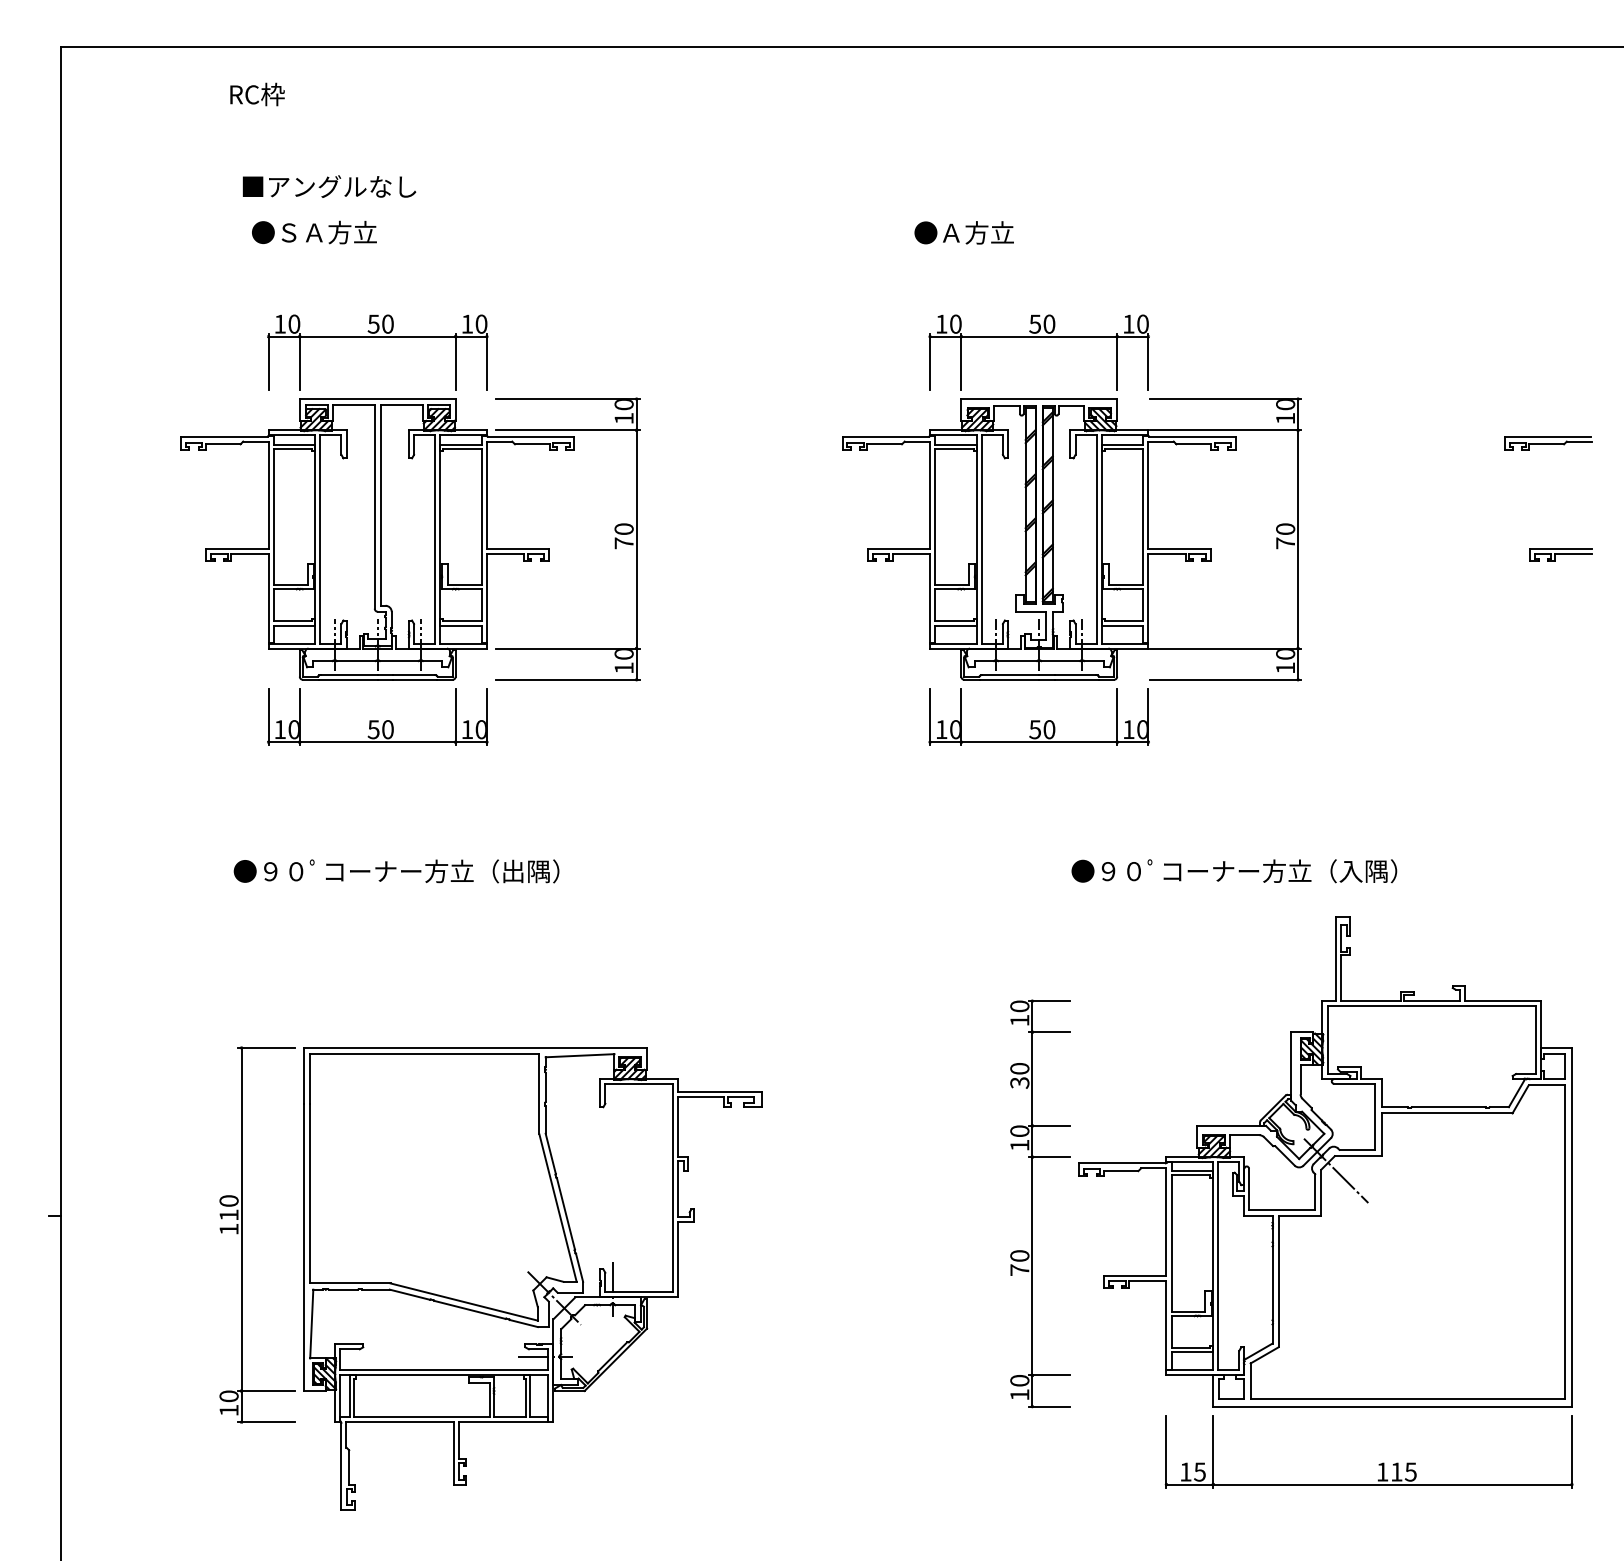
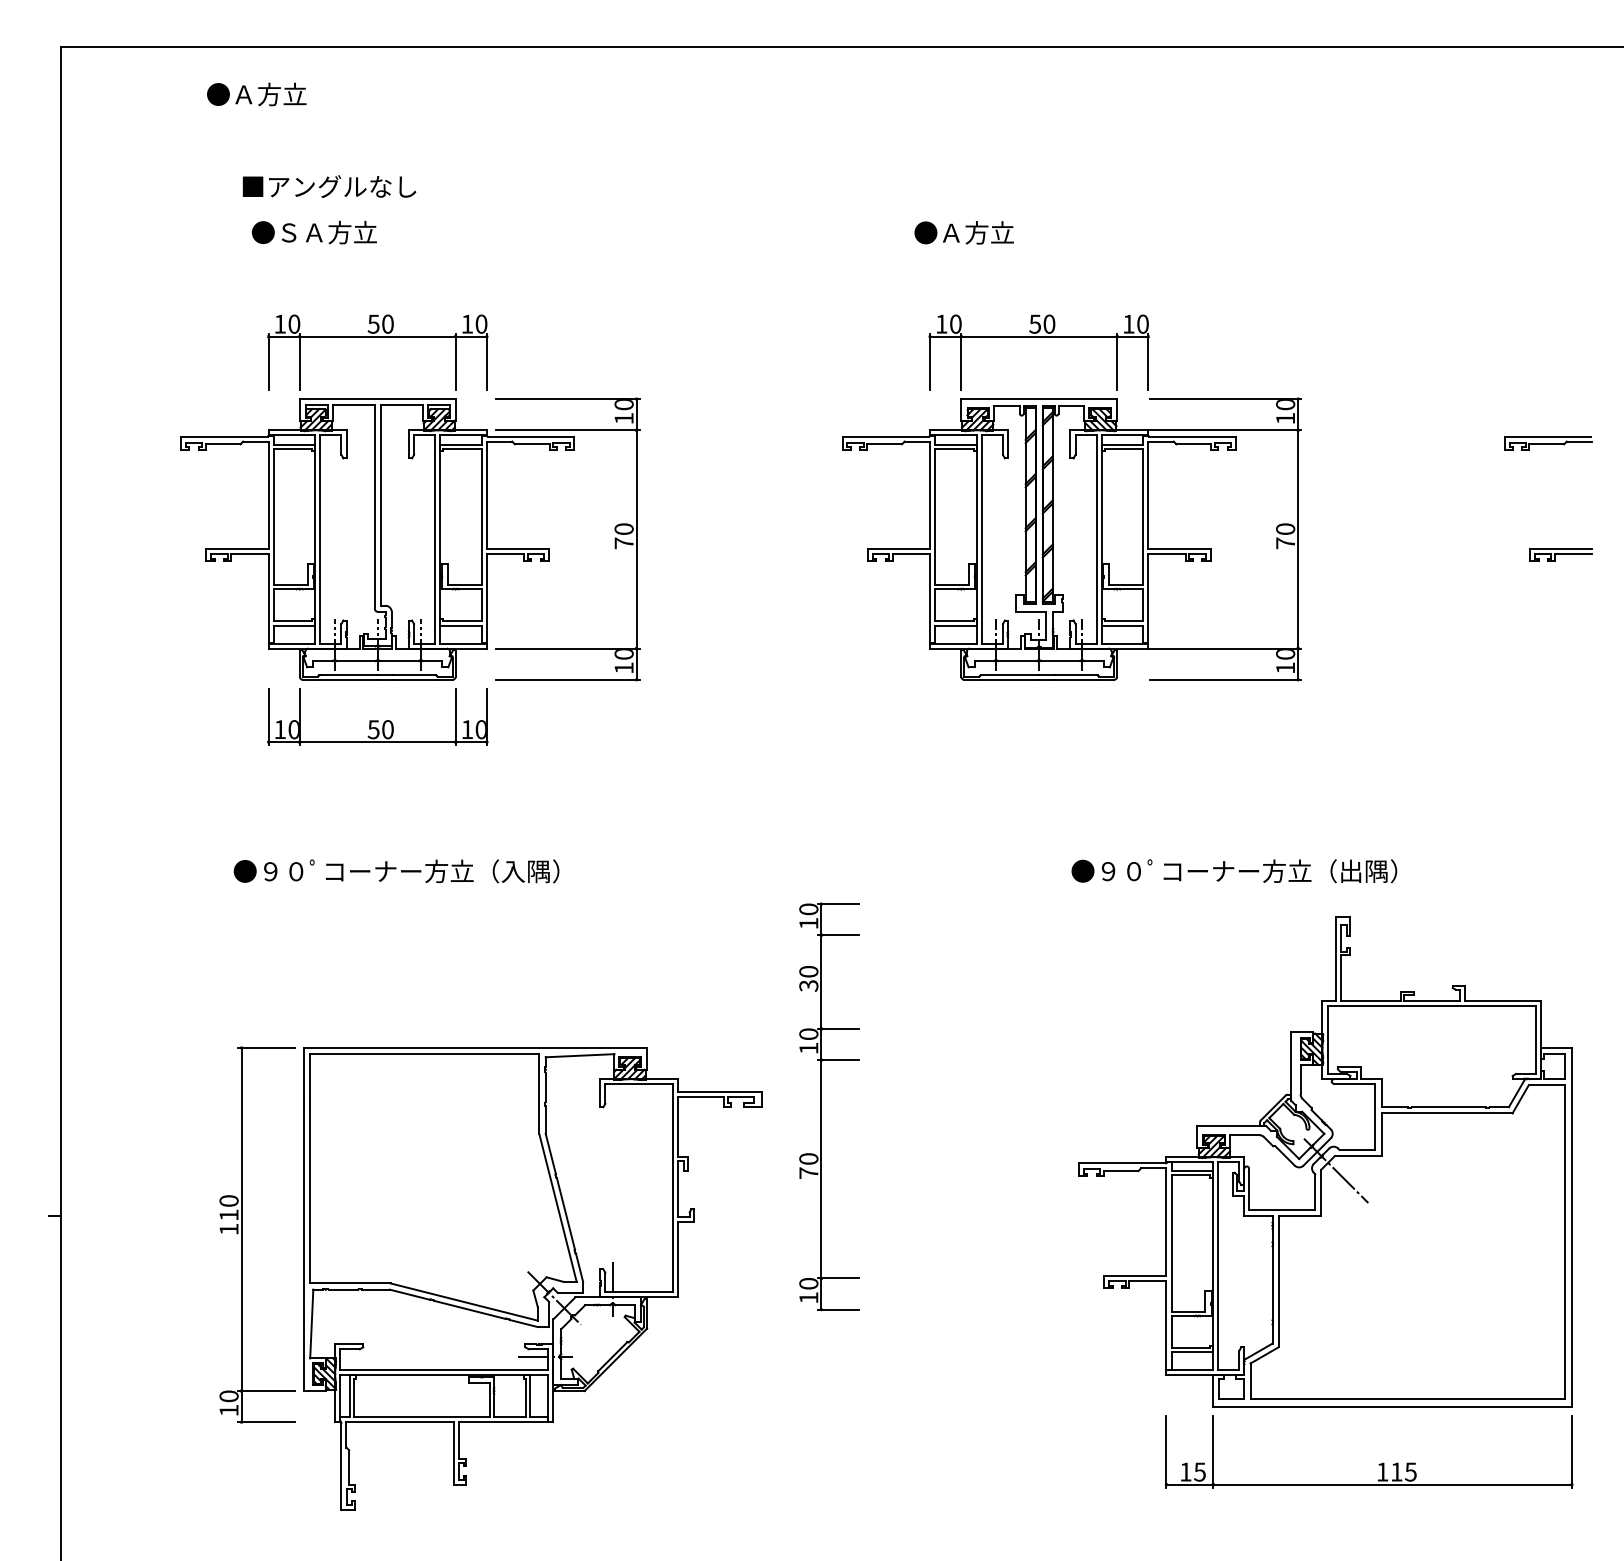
text: RC枠 -> ●Ａ方立 (256, 94)
part: present -> none (1038, 716)
text: ●９０ﾟコーナー方立（入隅） -> ●９０ﾟコーナー方立（出隅） (1350, 870)
text: ●９０ﾟコーナー方立（出隅） -> ●９０ﾟコーナー方立（入隅） (512, 871)
part position: (1032, 1203) -> (821, 1106) (821, 1106)
